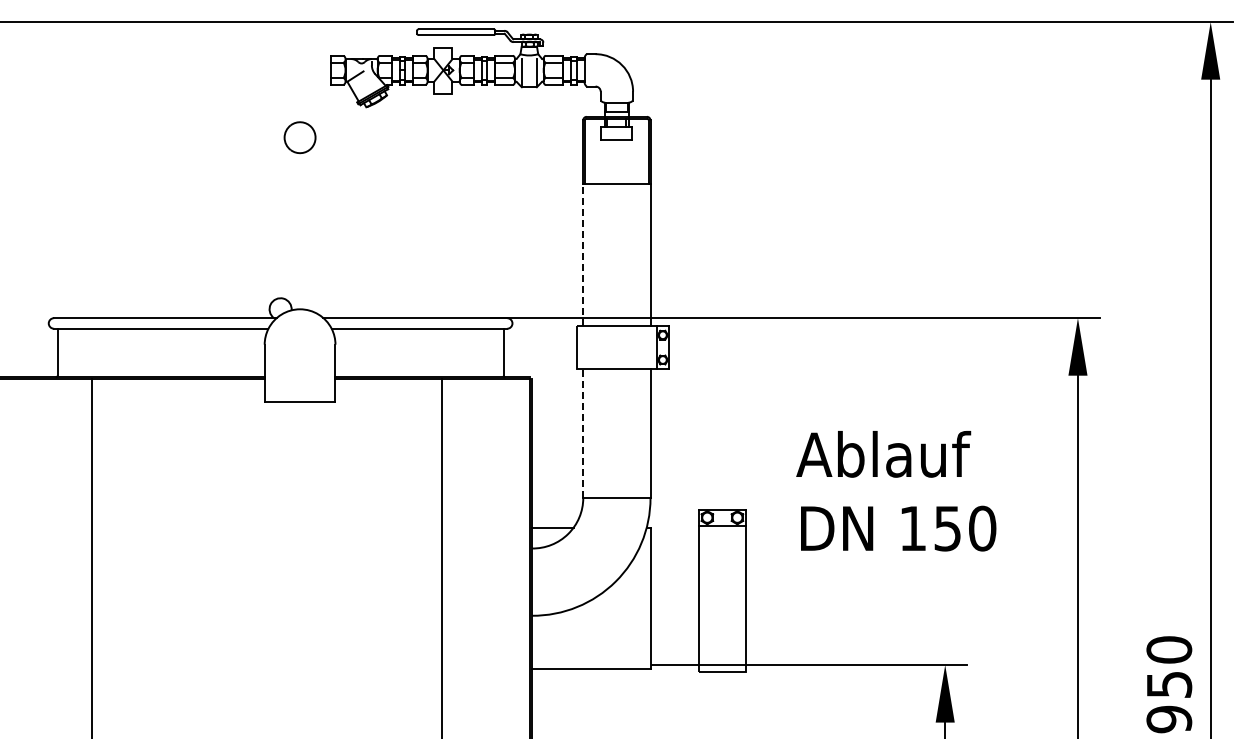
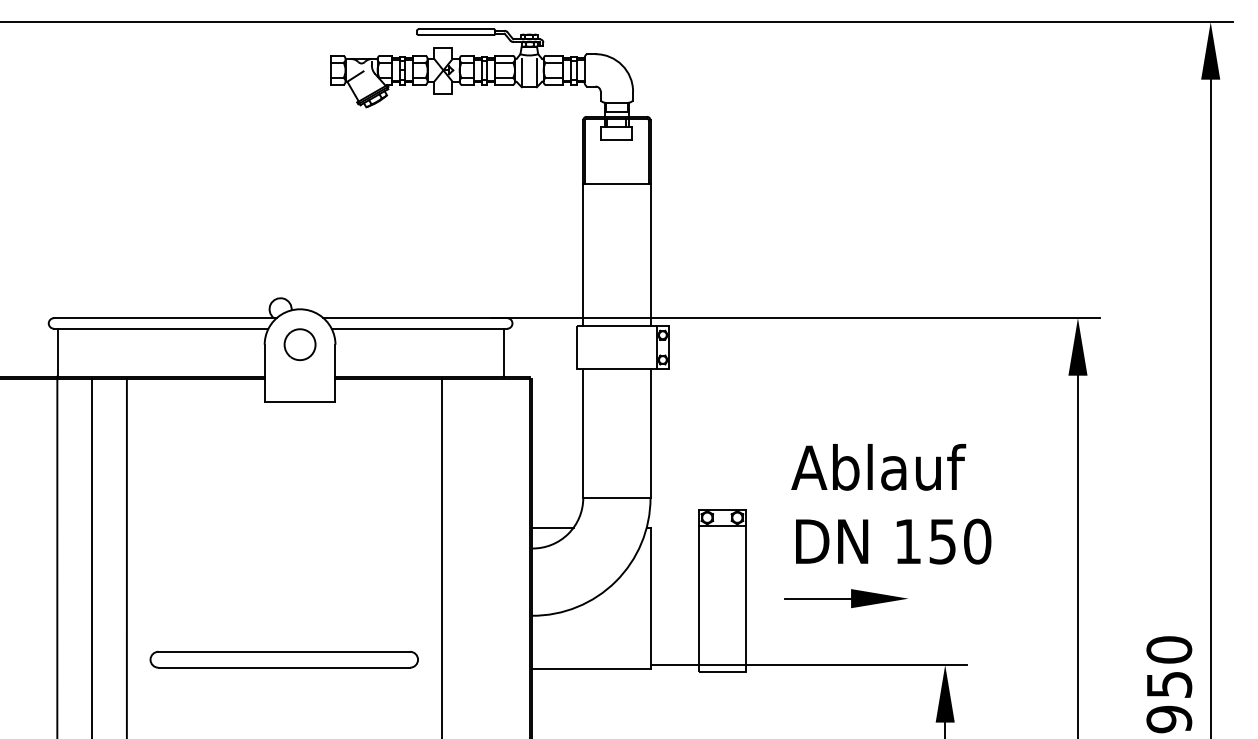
part position: (299, 137) -> (299, 344) (299, 344)
line: dashed -> solid (583, 254)
line: dashed -> solid (583, 433)
text position: (896, 491) -> (891, 504) (891, 504)
line: none -> present (57, 557)
line: none -> present (126, 557)
part: none -> present (845, 598)
part: none -> present (283, 659)
